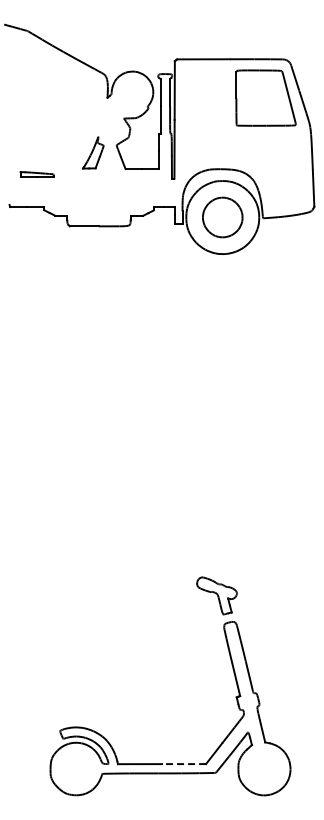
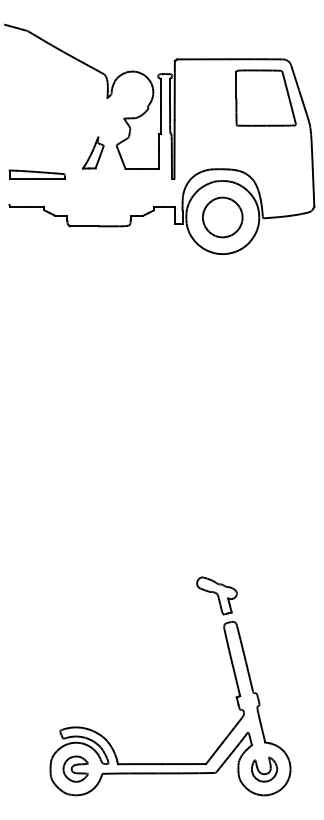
part size: 36x7 px -> 58x11 px (36, 174)
line: dashed -> solid (183, 764)
part: none -> present (75, 768)
part: none -> present (264, 769)
